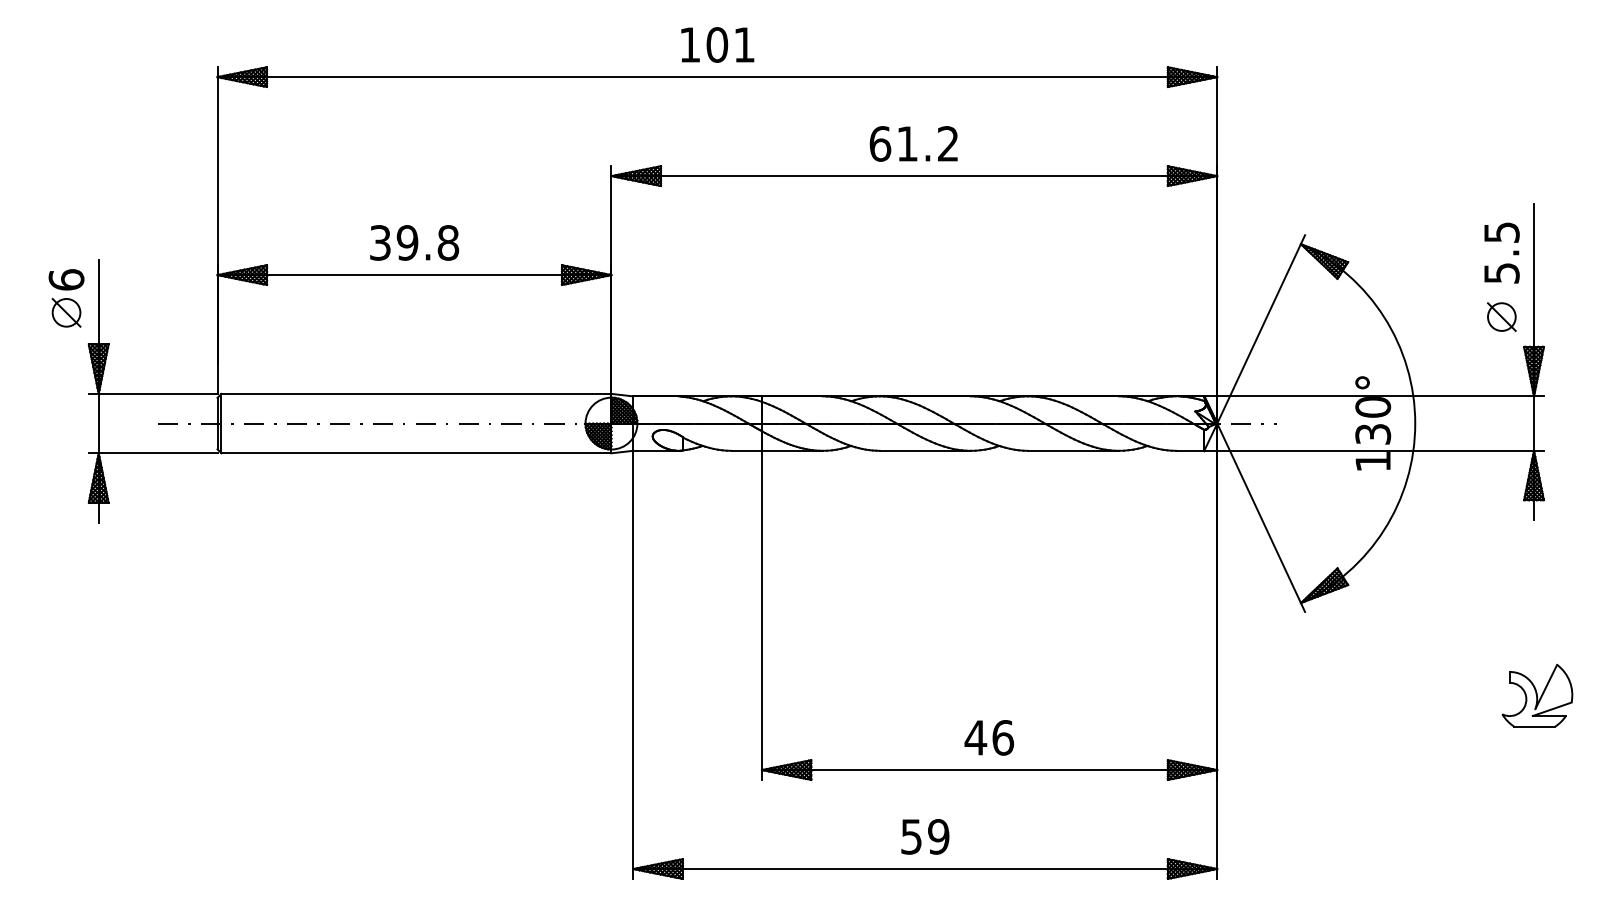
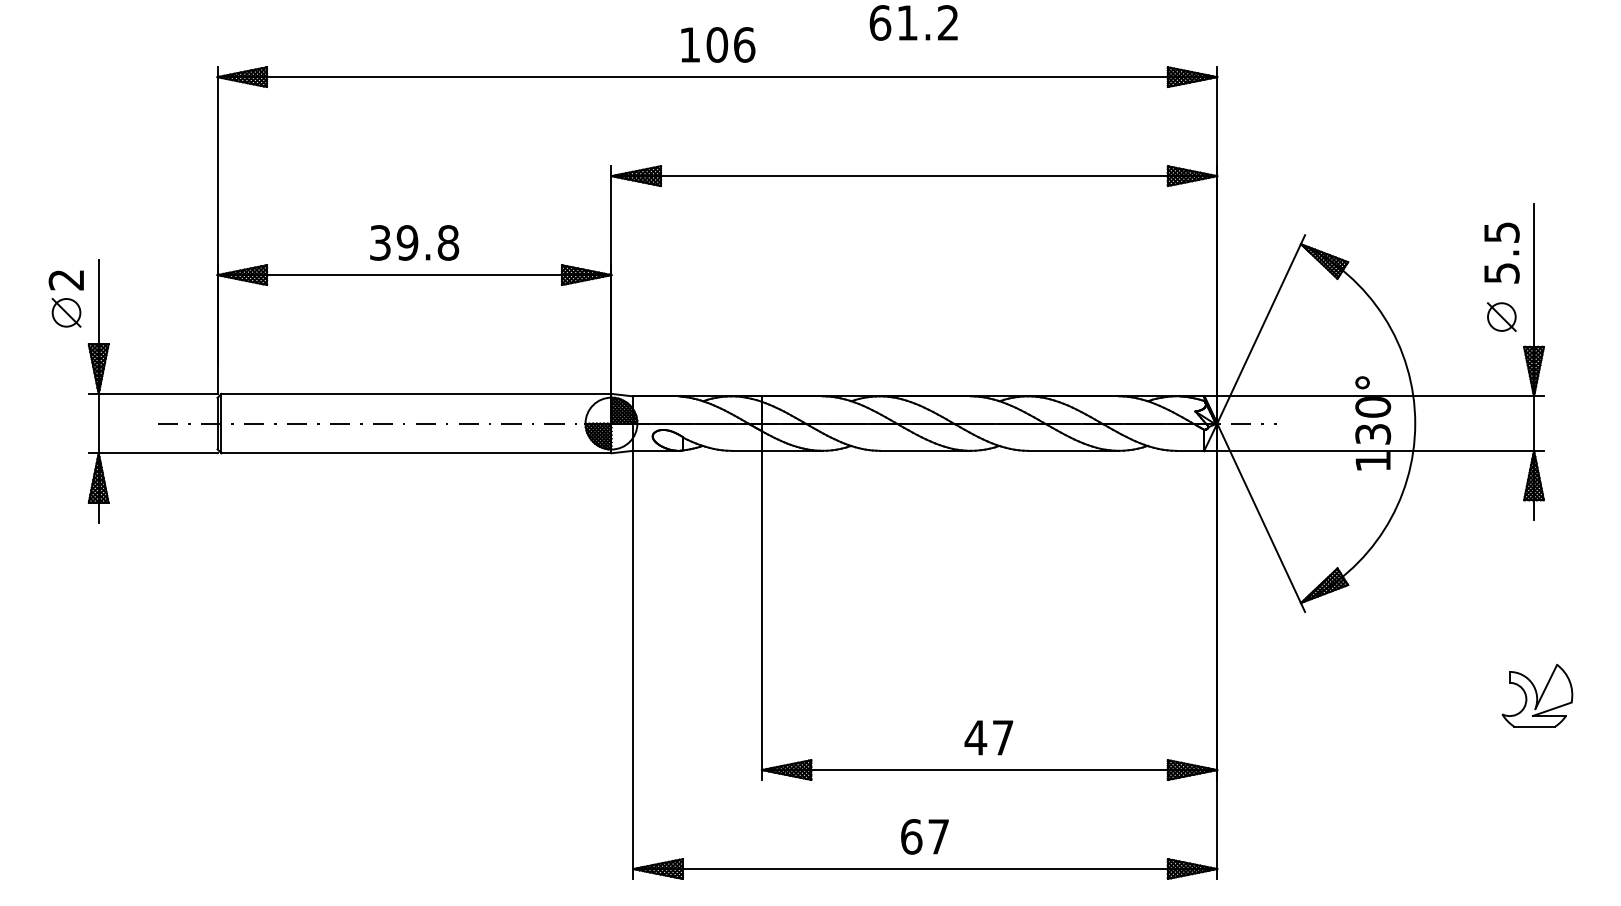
text: 101 -> 106 (744, 44)
text position: (913, 143) -> (913, 22) (913, 22)
text: 6 -> 2 (66, 279)
text: 46 -> 47 (1003, 737)
text: 59 -> 67 (925, 836)
